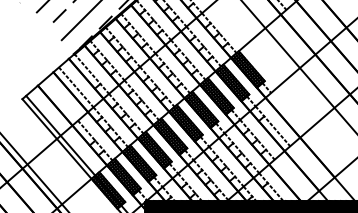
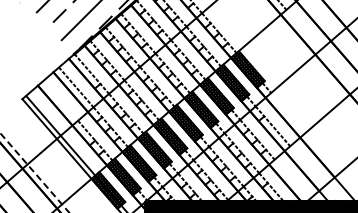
line: present -> none (298, 66)
line: solid -> dashed (34, 172)
